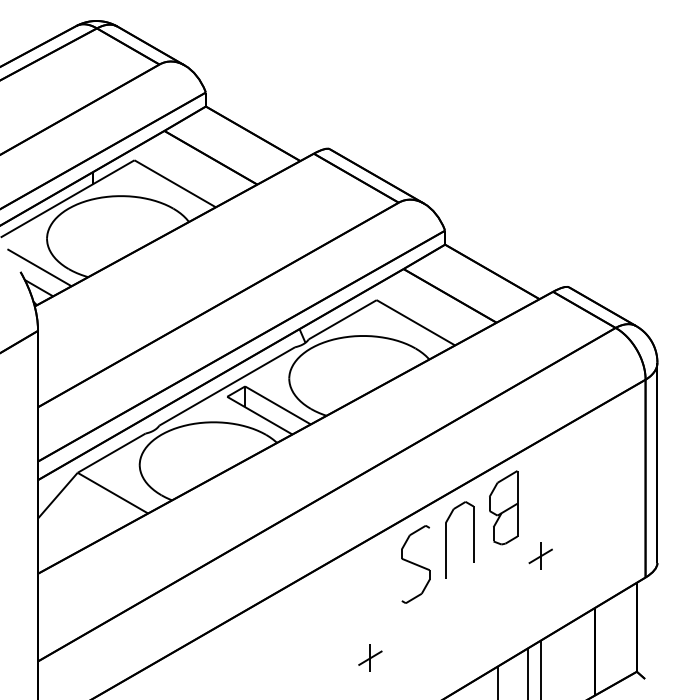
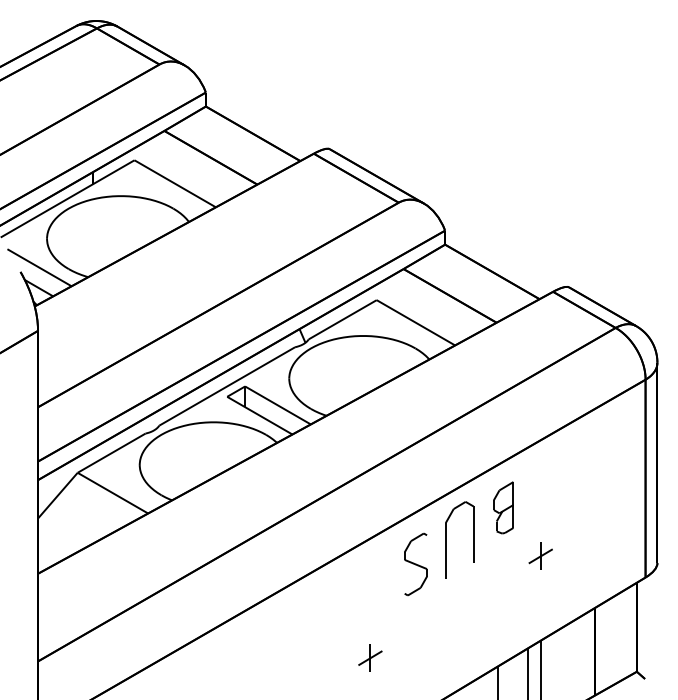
part size: 30x76 px -> 21x54 px (503, 507)
part size: 30x79 px -> 24x65 px (415, 564)
